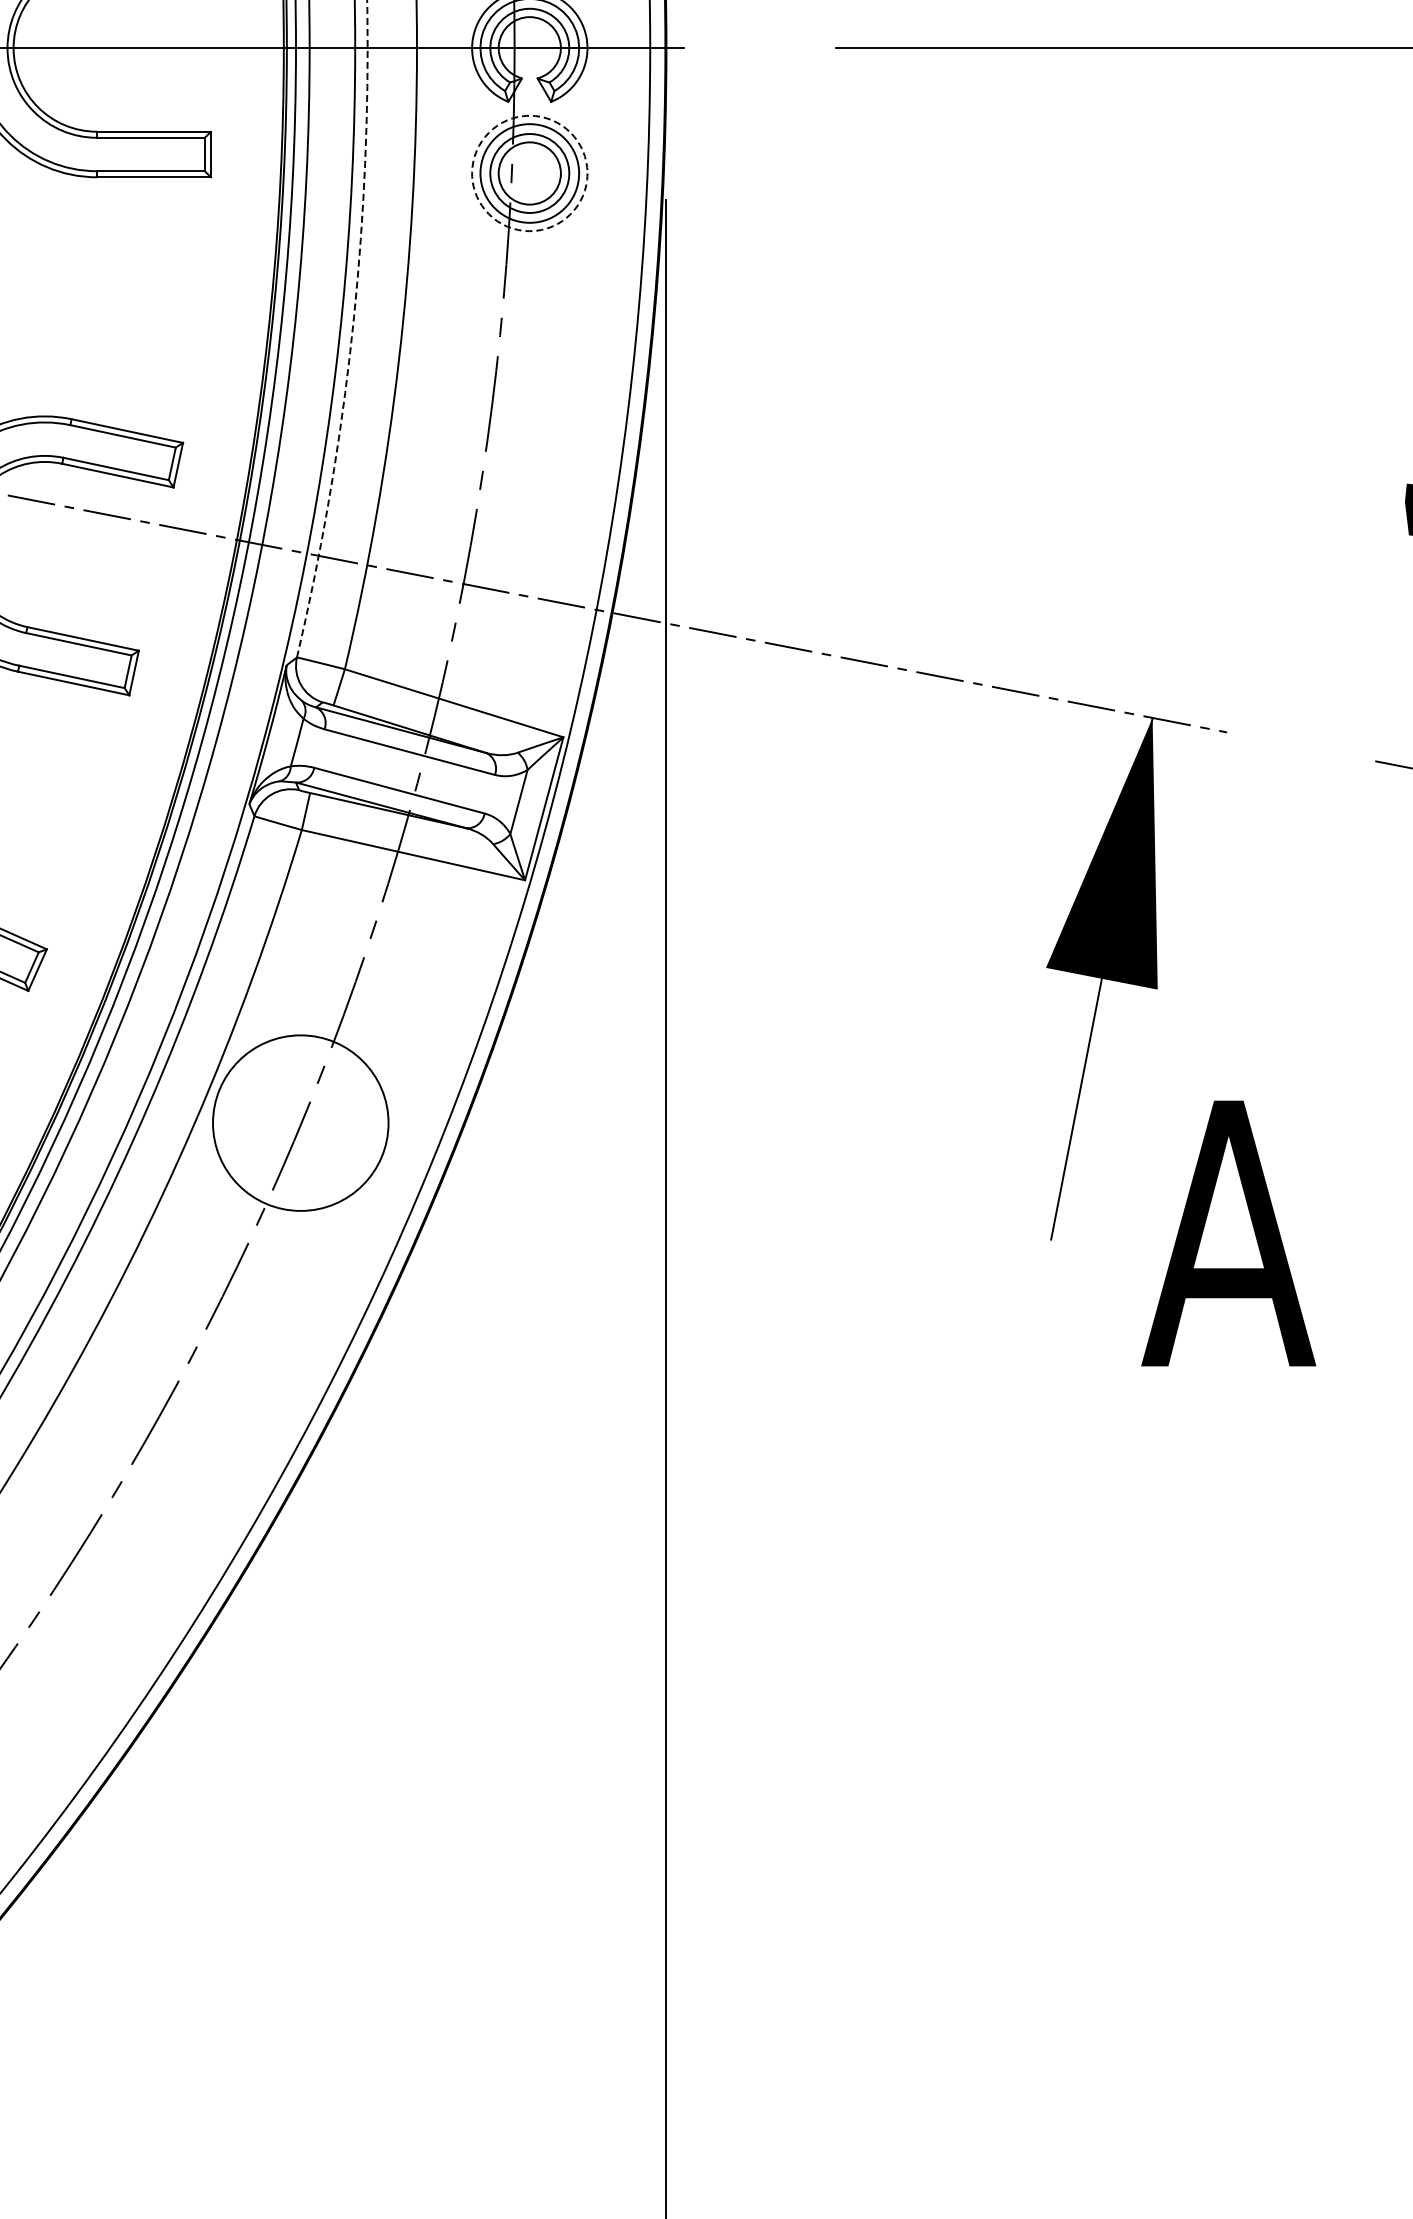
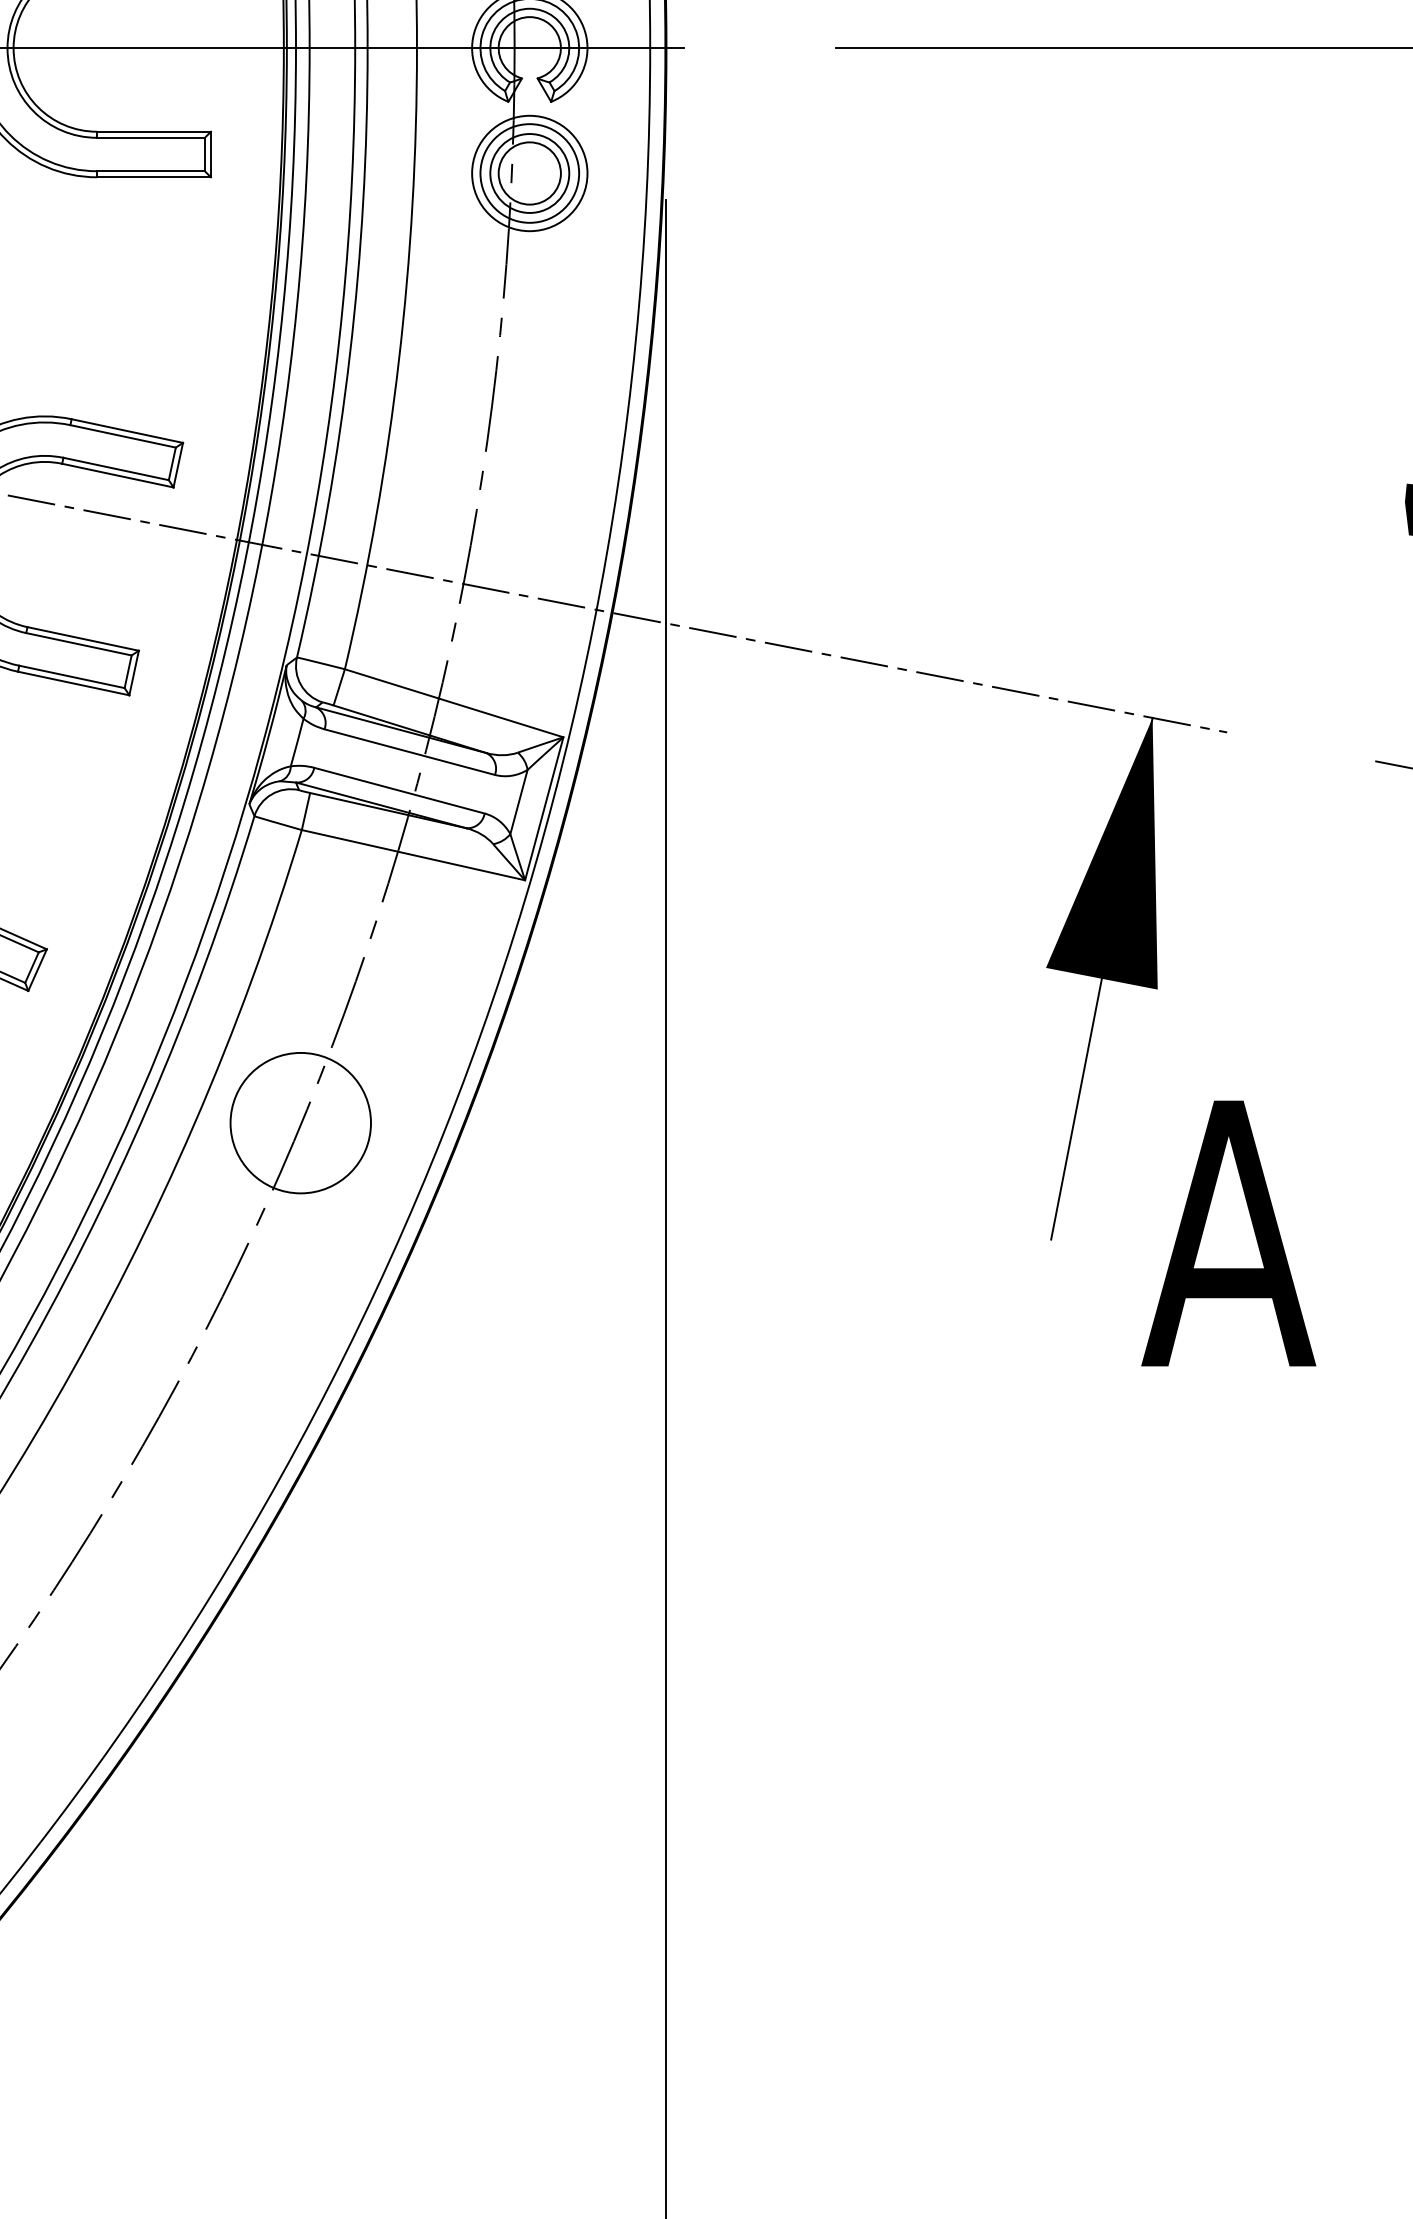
circle: dashed -> solid (529, 173)
arc: dashed -> solid (352, 331)
circle diameter: 176 px -> 140 px (300, 1122)
